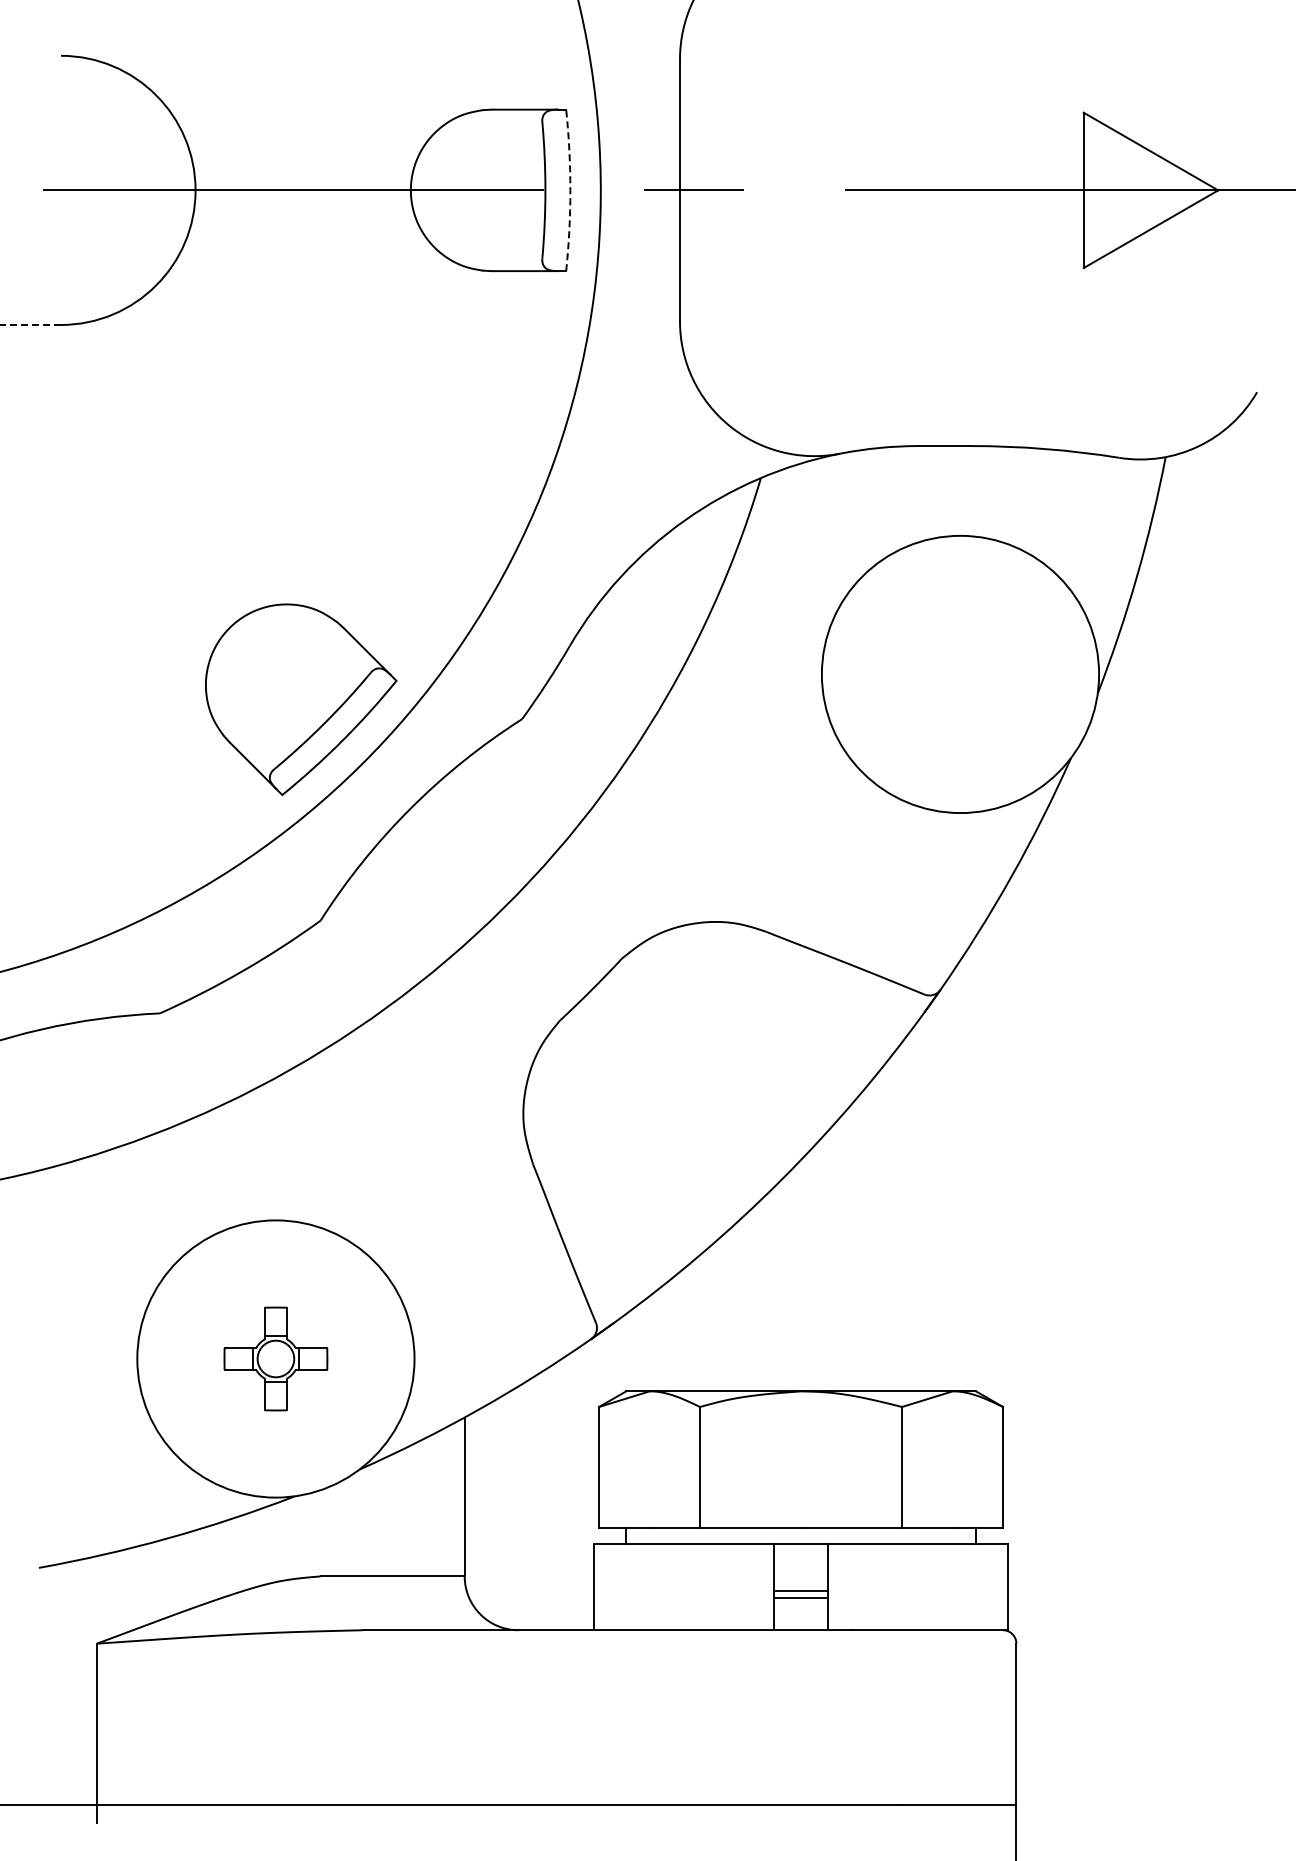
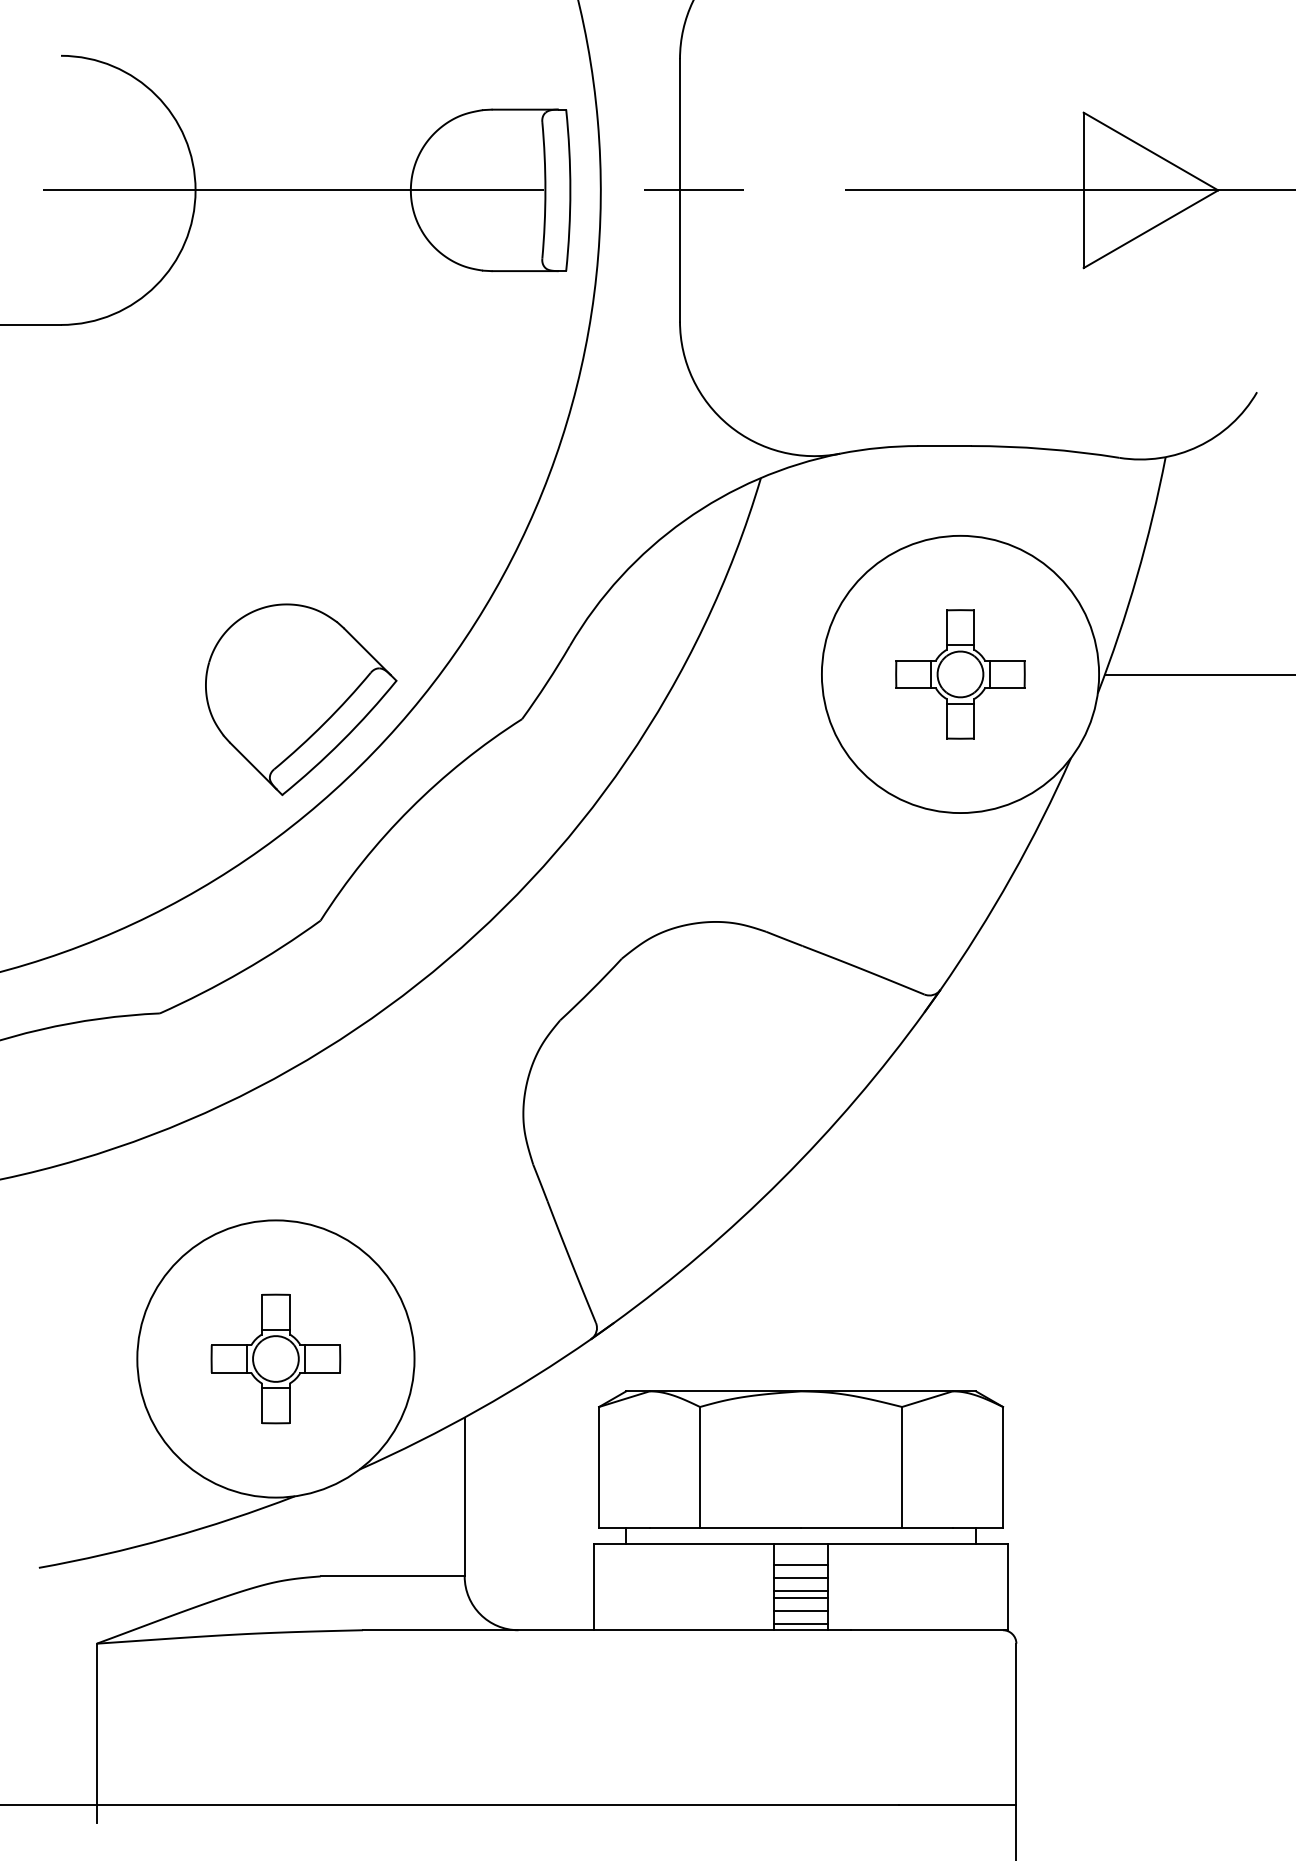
arc: dashed -> solid (570, 190)
line: dashed -> solid (30, 324)
part: none -> present (960, 674)
line: none -> present (1198, 674)
part size: 106x106 px -> 132x132 px (275, 1358)
line: none -> present (801, 1564)
line: none -> present (801, 1577)
line: none -> present (801, 1611)
line: none -> present (801, 1624)
